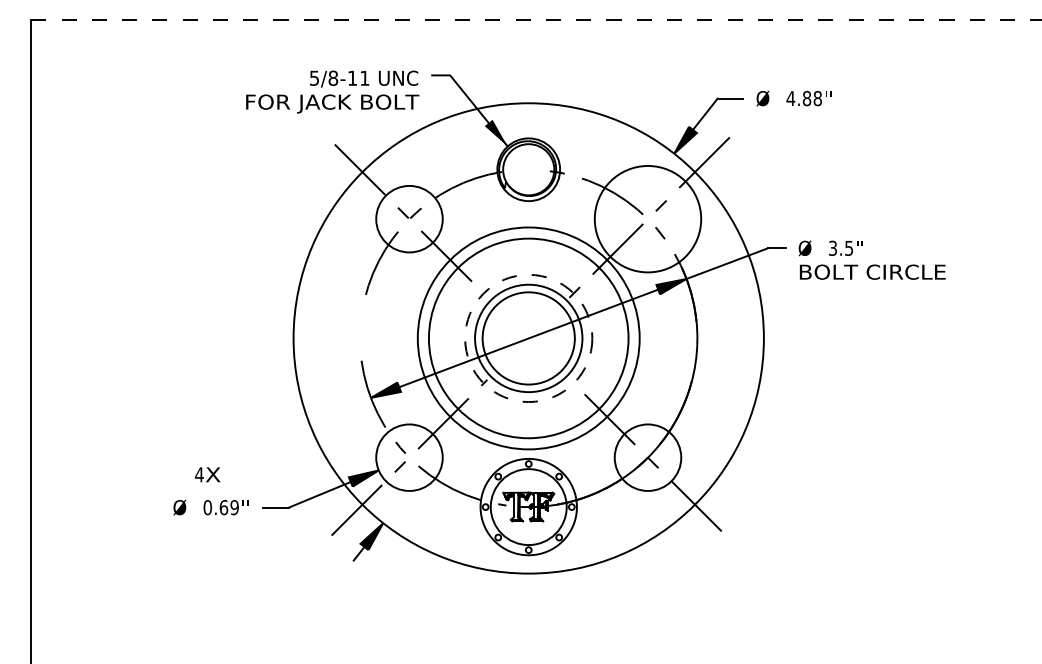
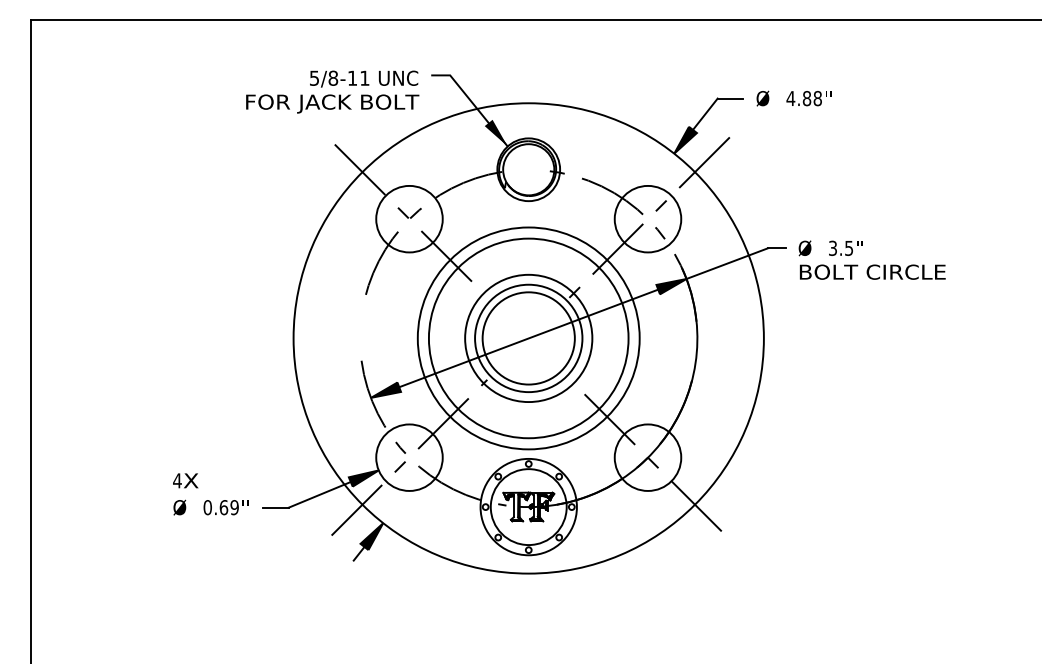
line: dashed -> solid (537, 19)
circle diameter: 106 px -> 67 px (647, 218)
circle: dashed -> solid (528, 338)
text position: (207, 474) -> (185, 480) (185, 480)
